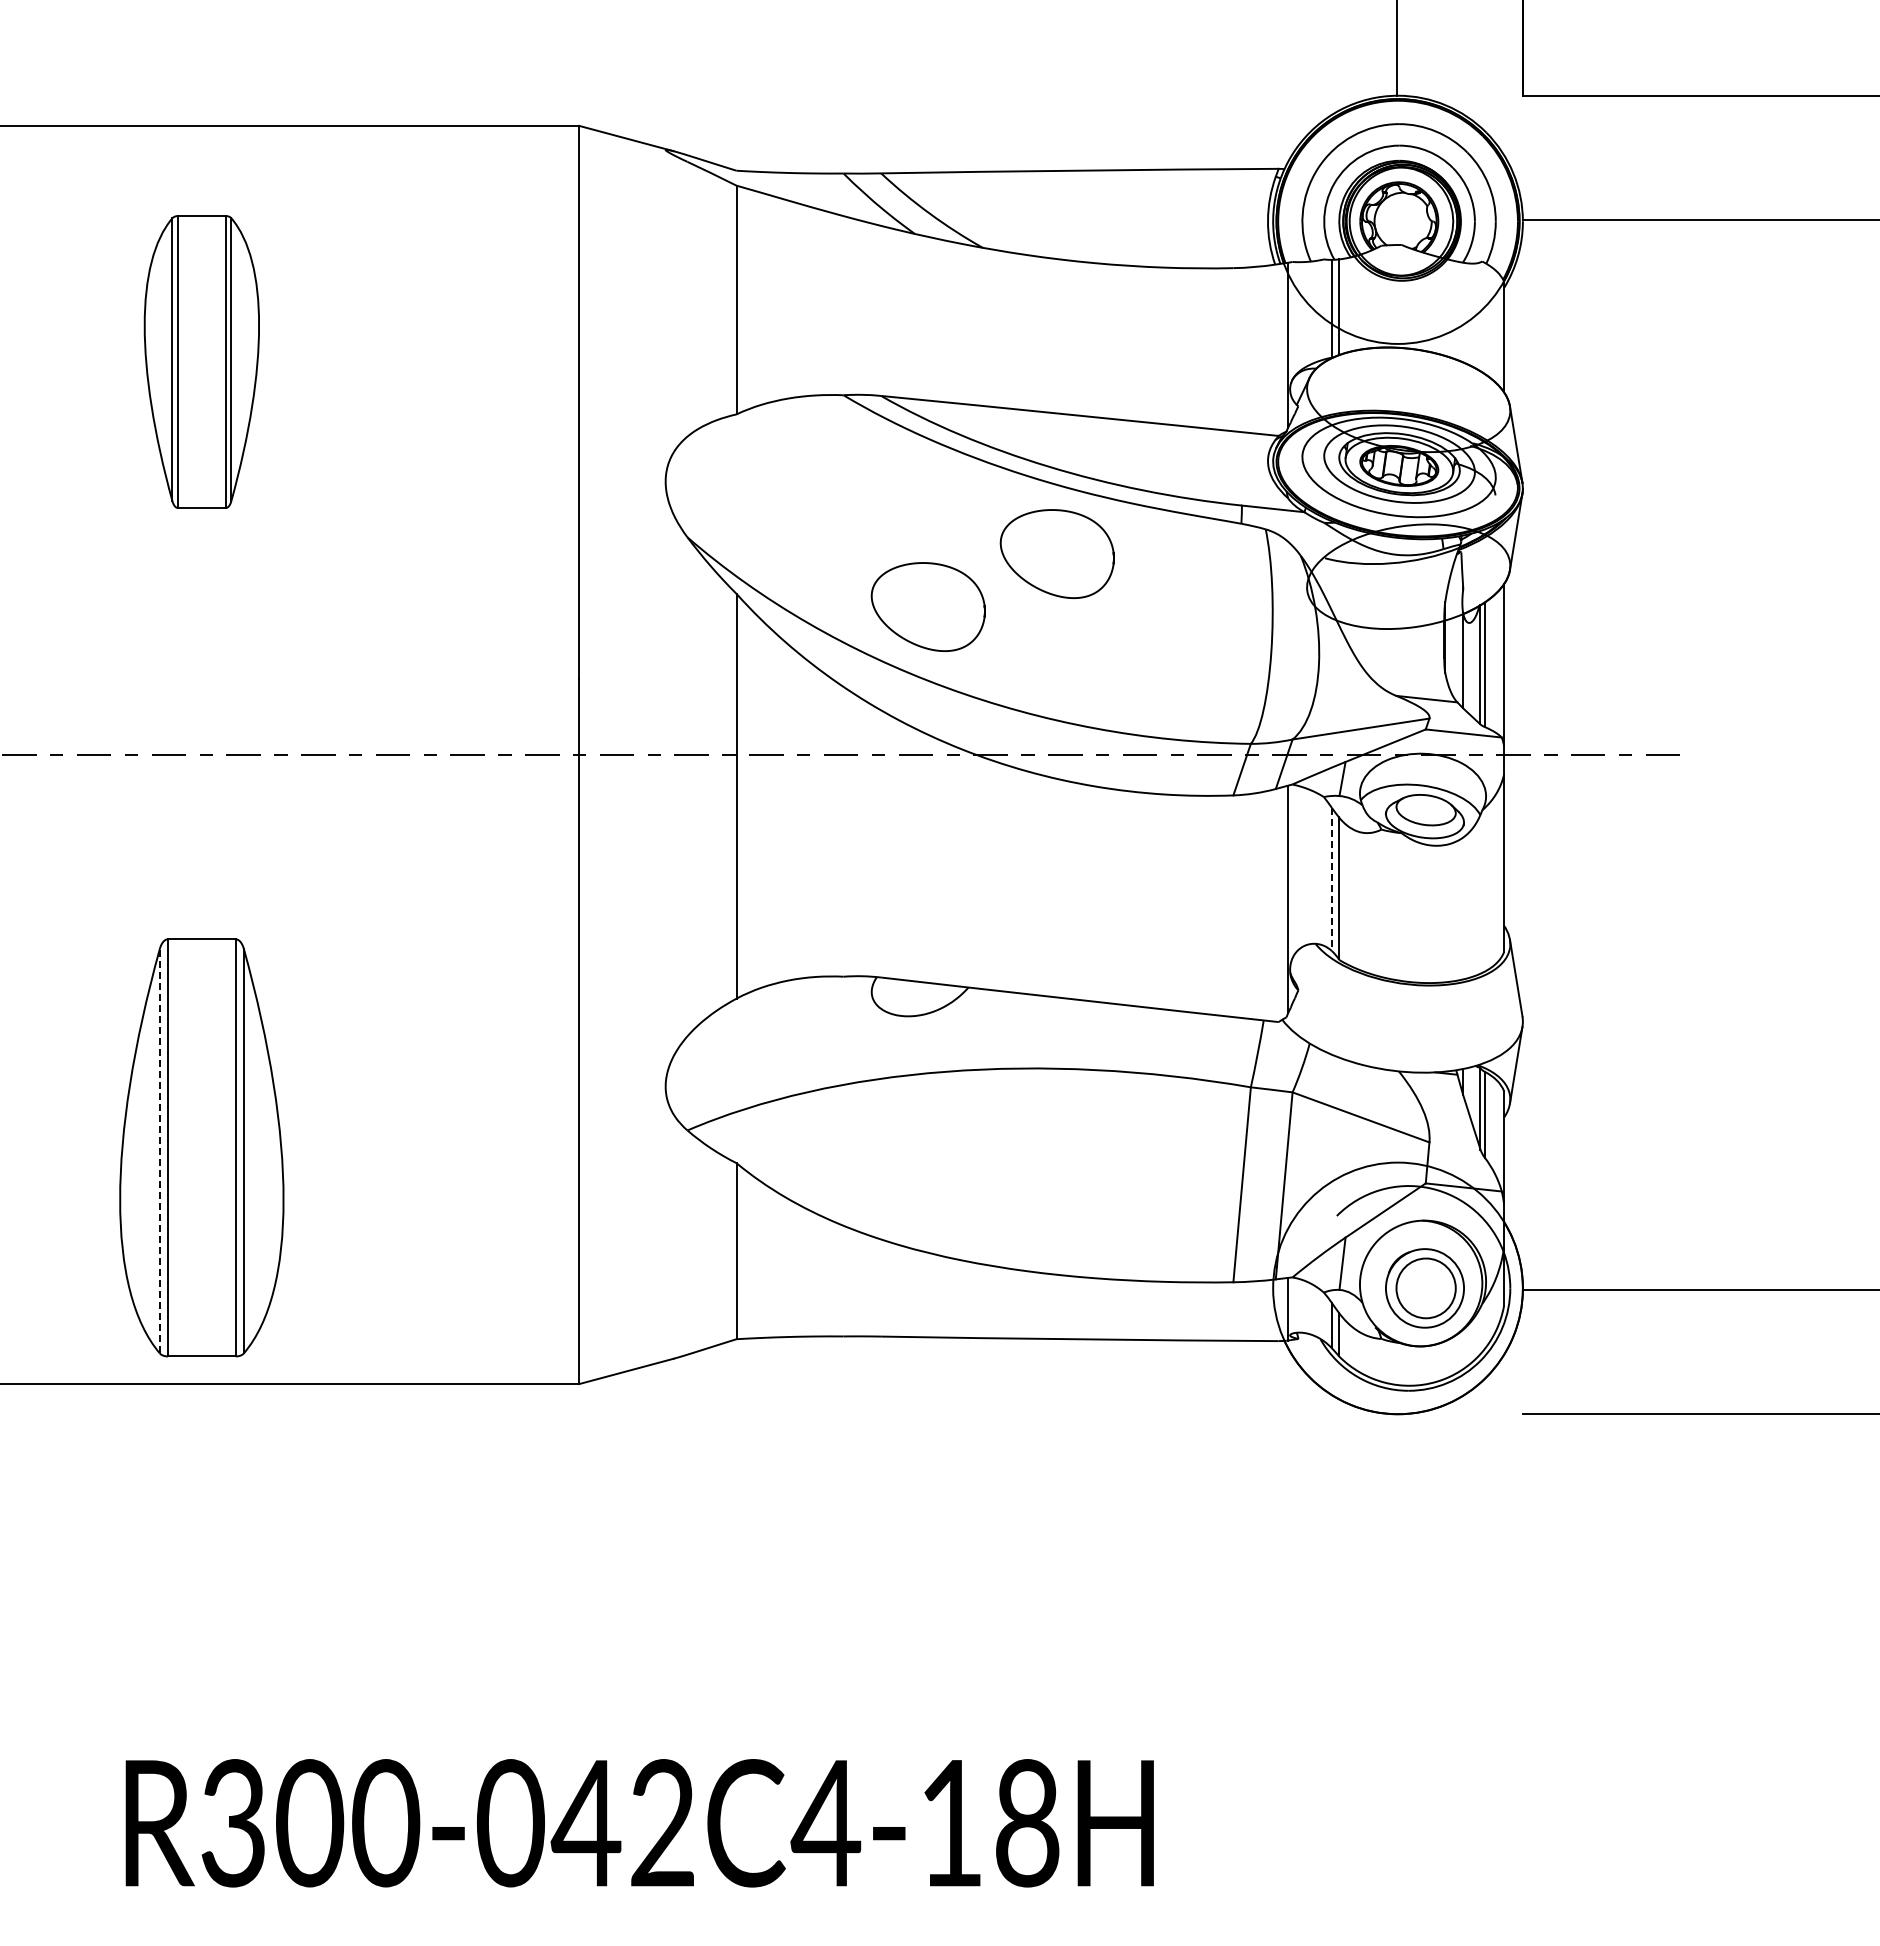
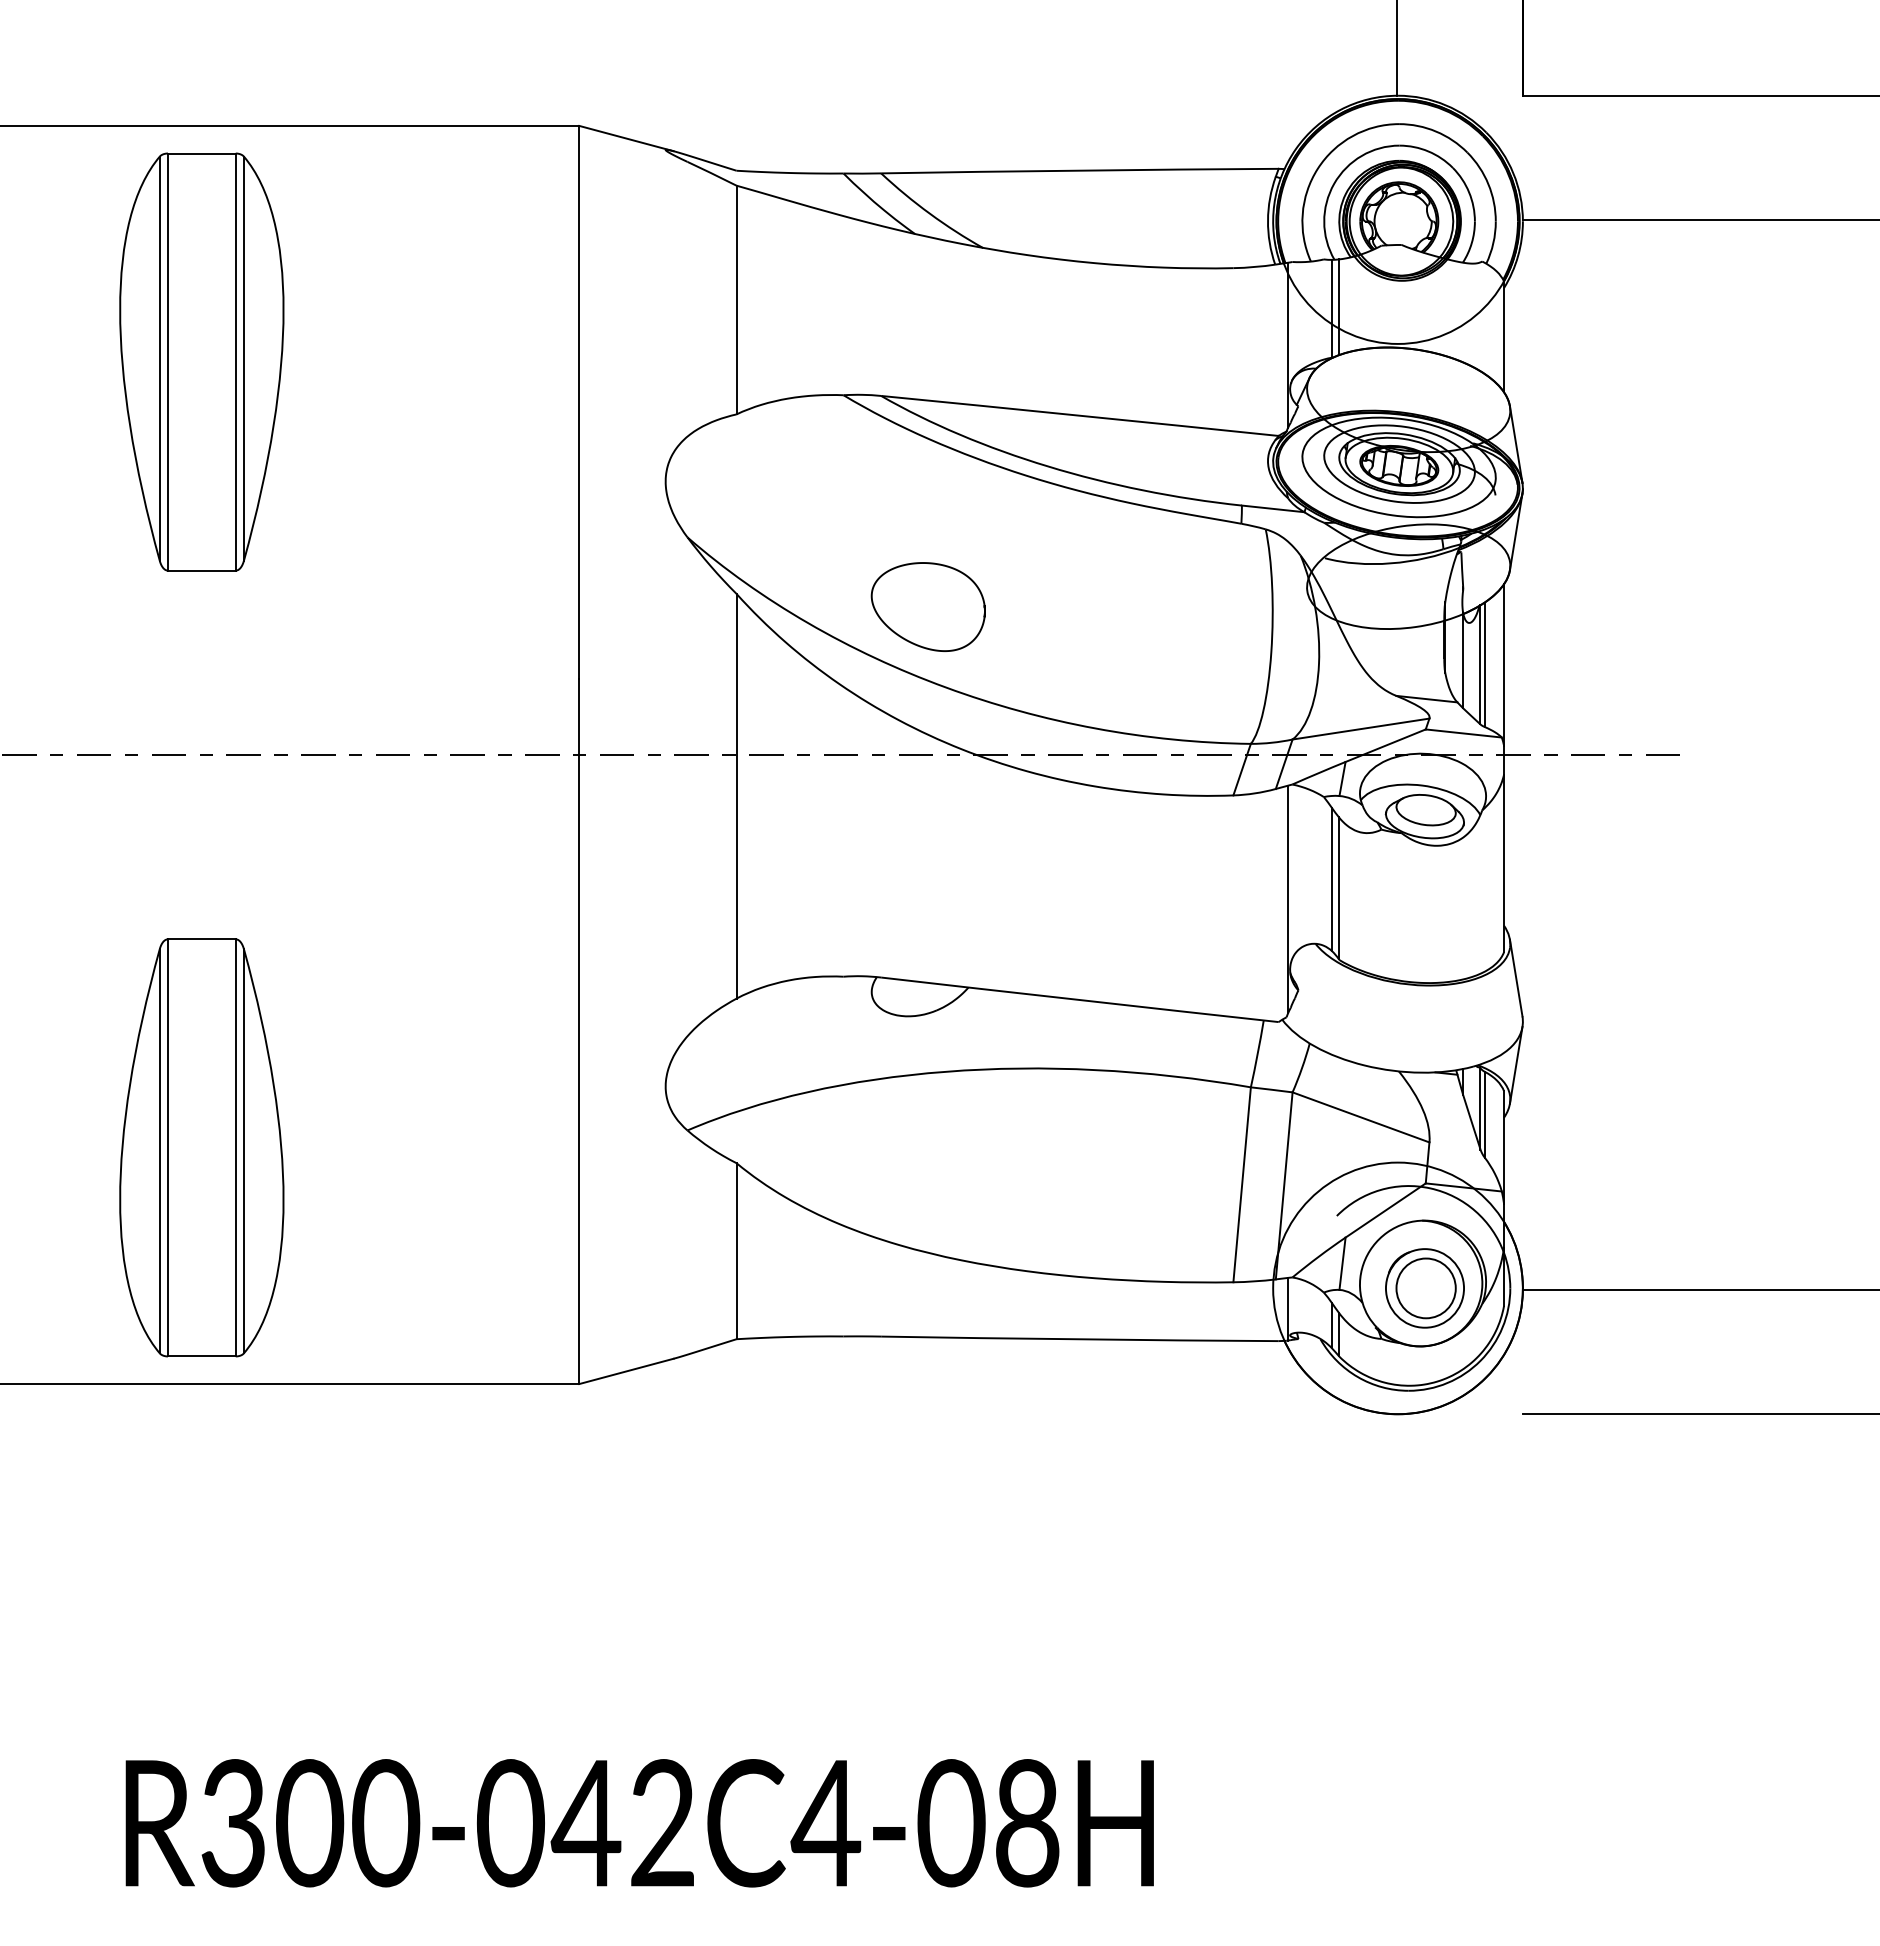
part size: 117x294 px -> 166x420 px (201, 361)
curve: present -> none (1038, 587)
line: dashed -> solid (1331, 879)
line: dashed -> solid (159, 1150)
text: R300-042C4-18H -> R300-042C4-08H (951, 1823)
